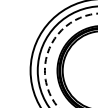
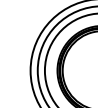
circle: dashed -> solid (70, 60)
